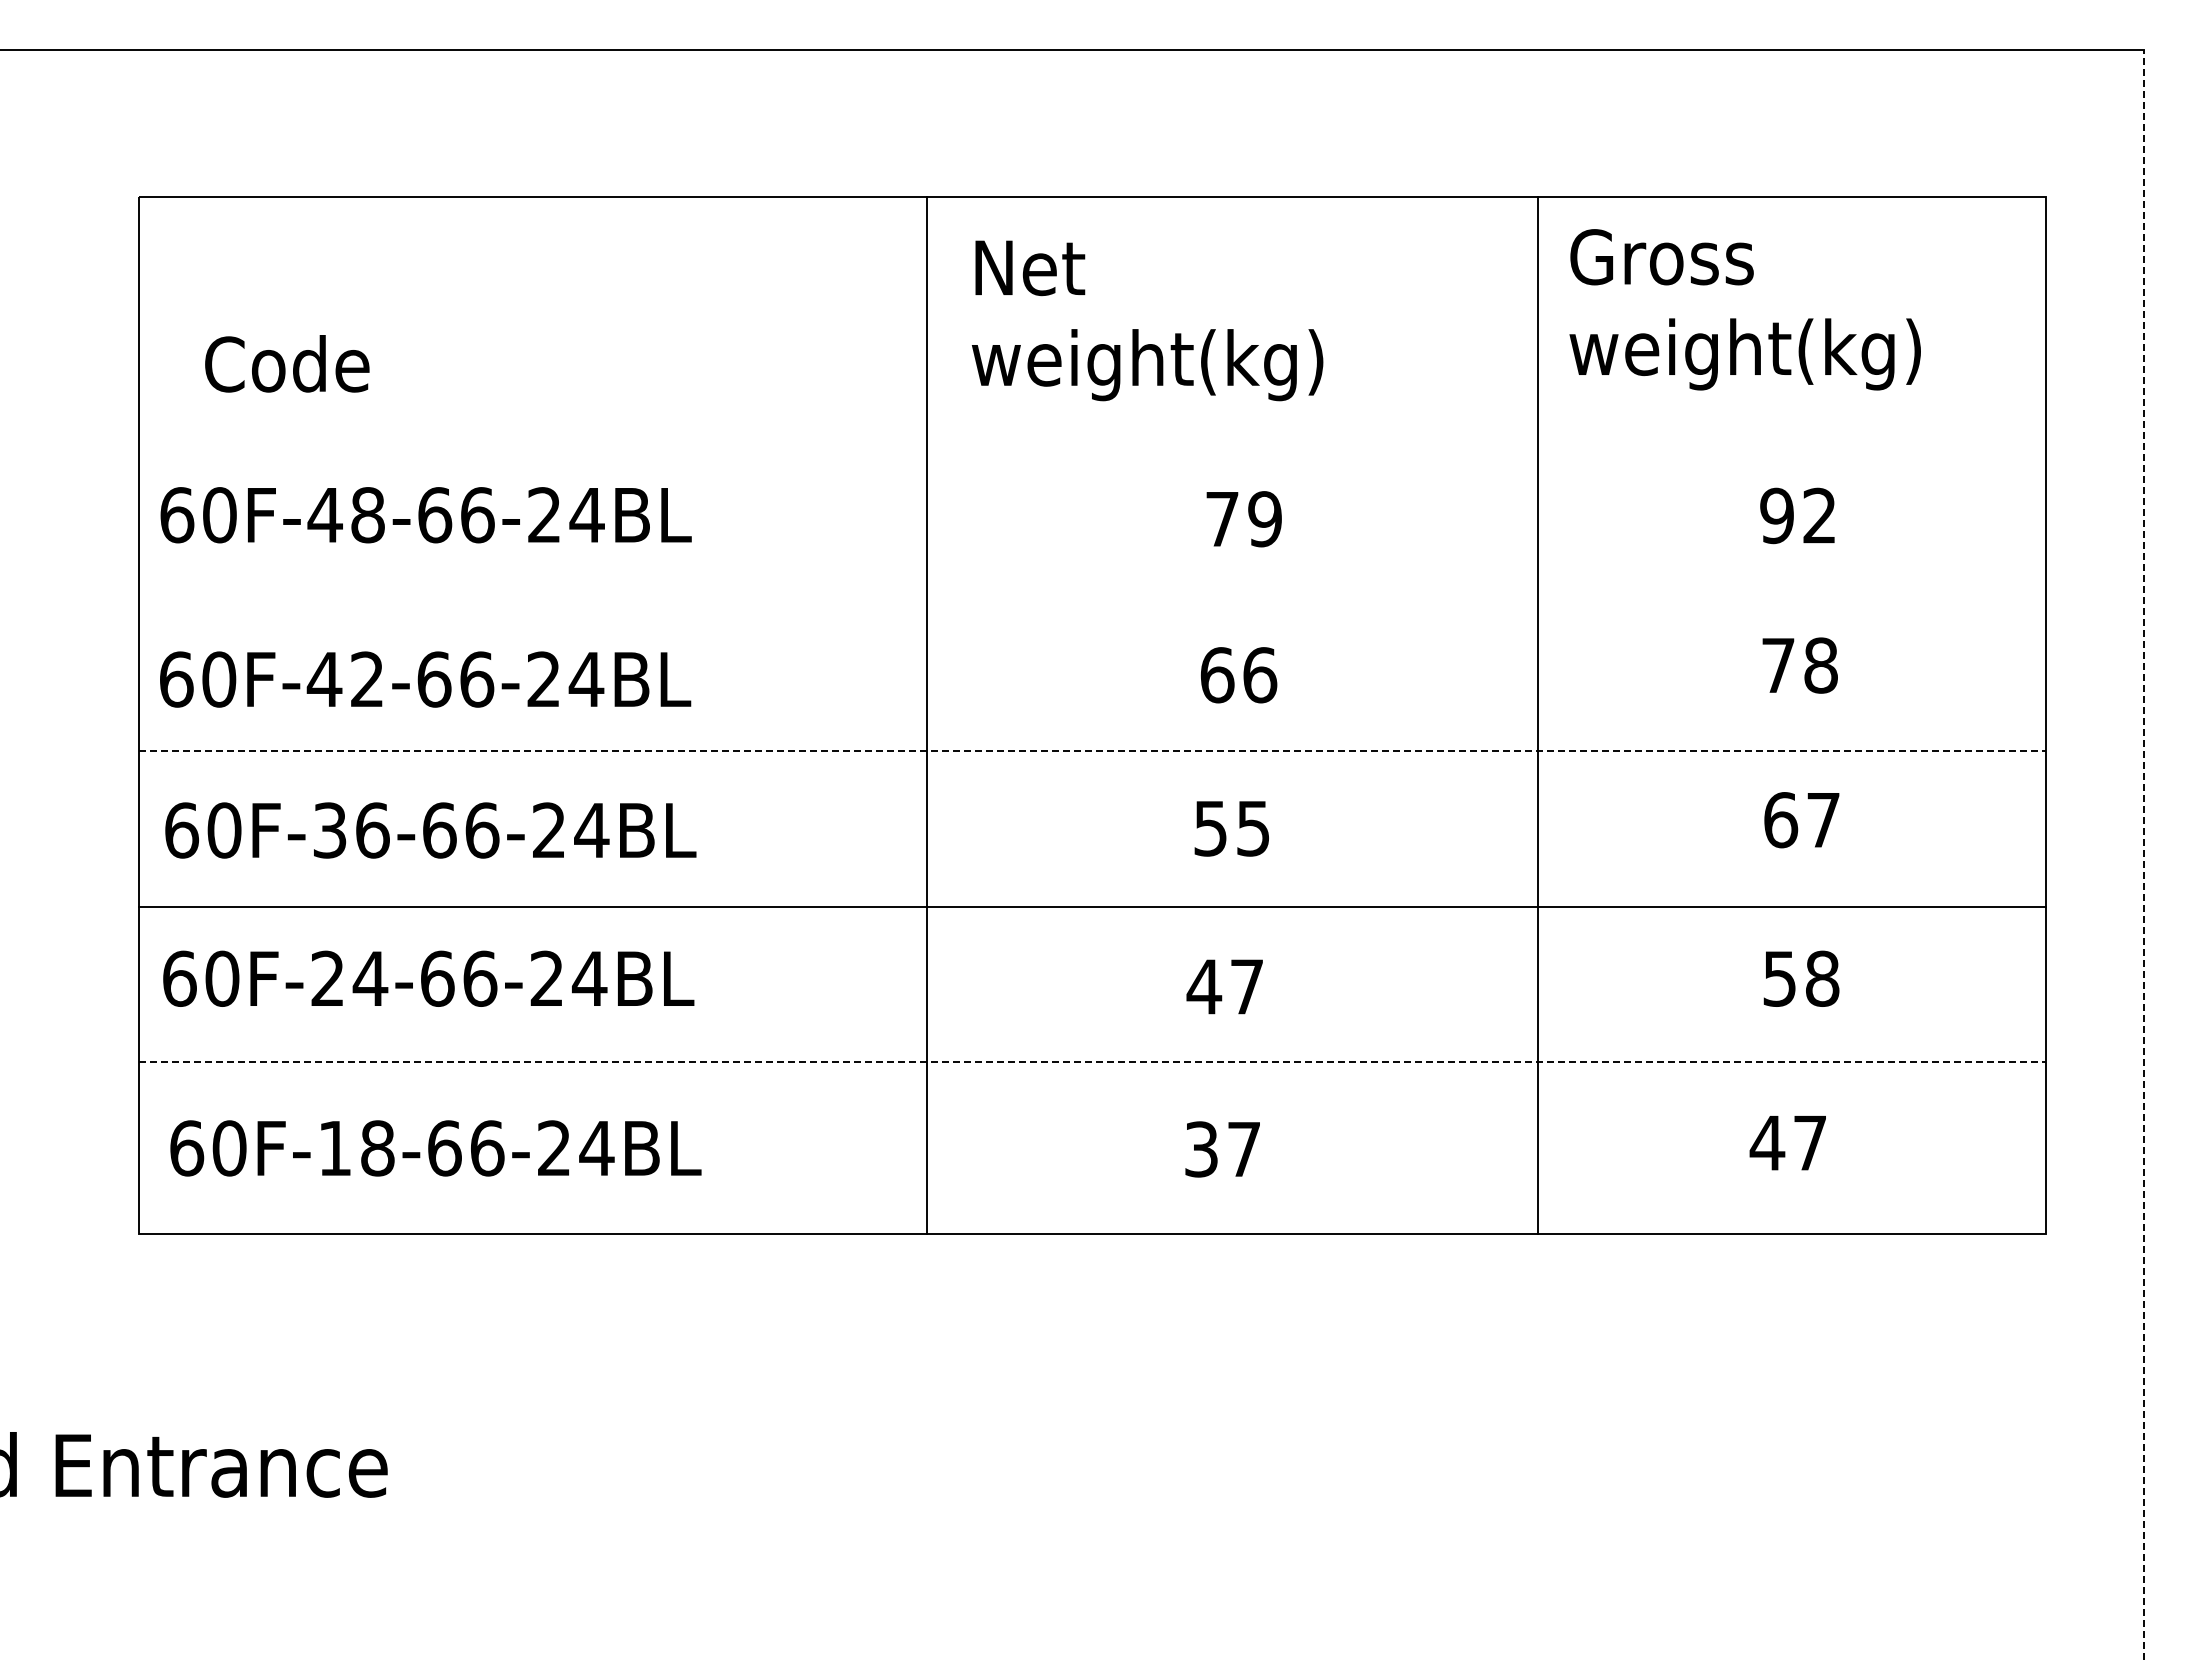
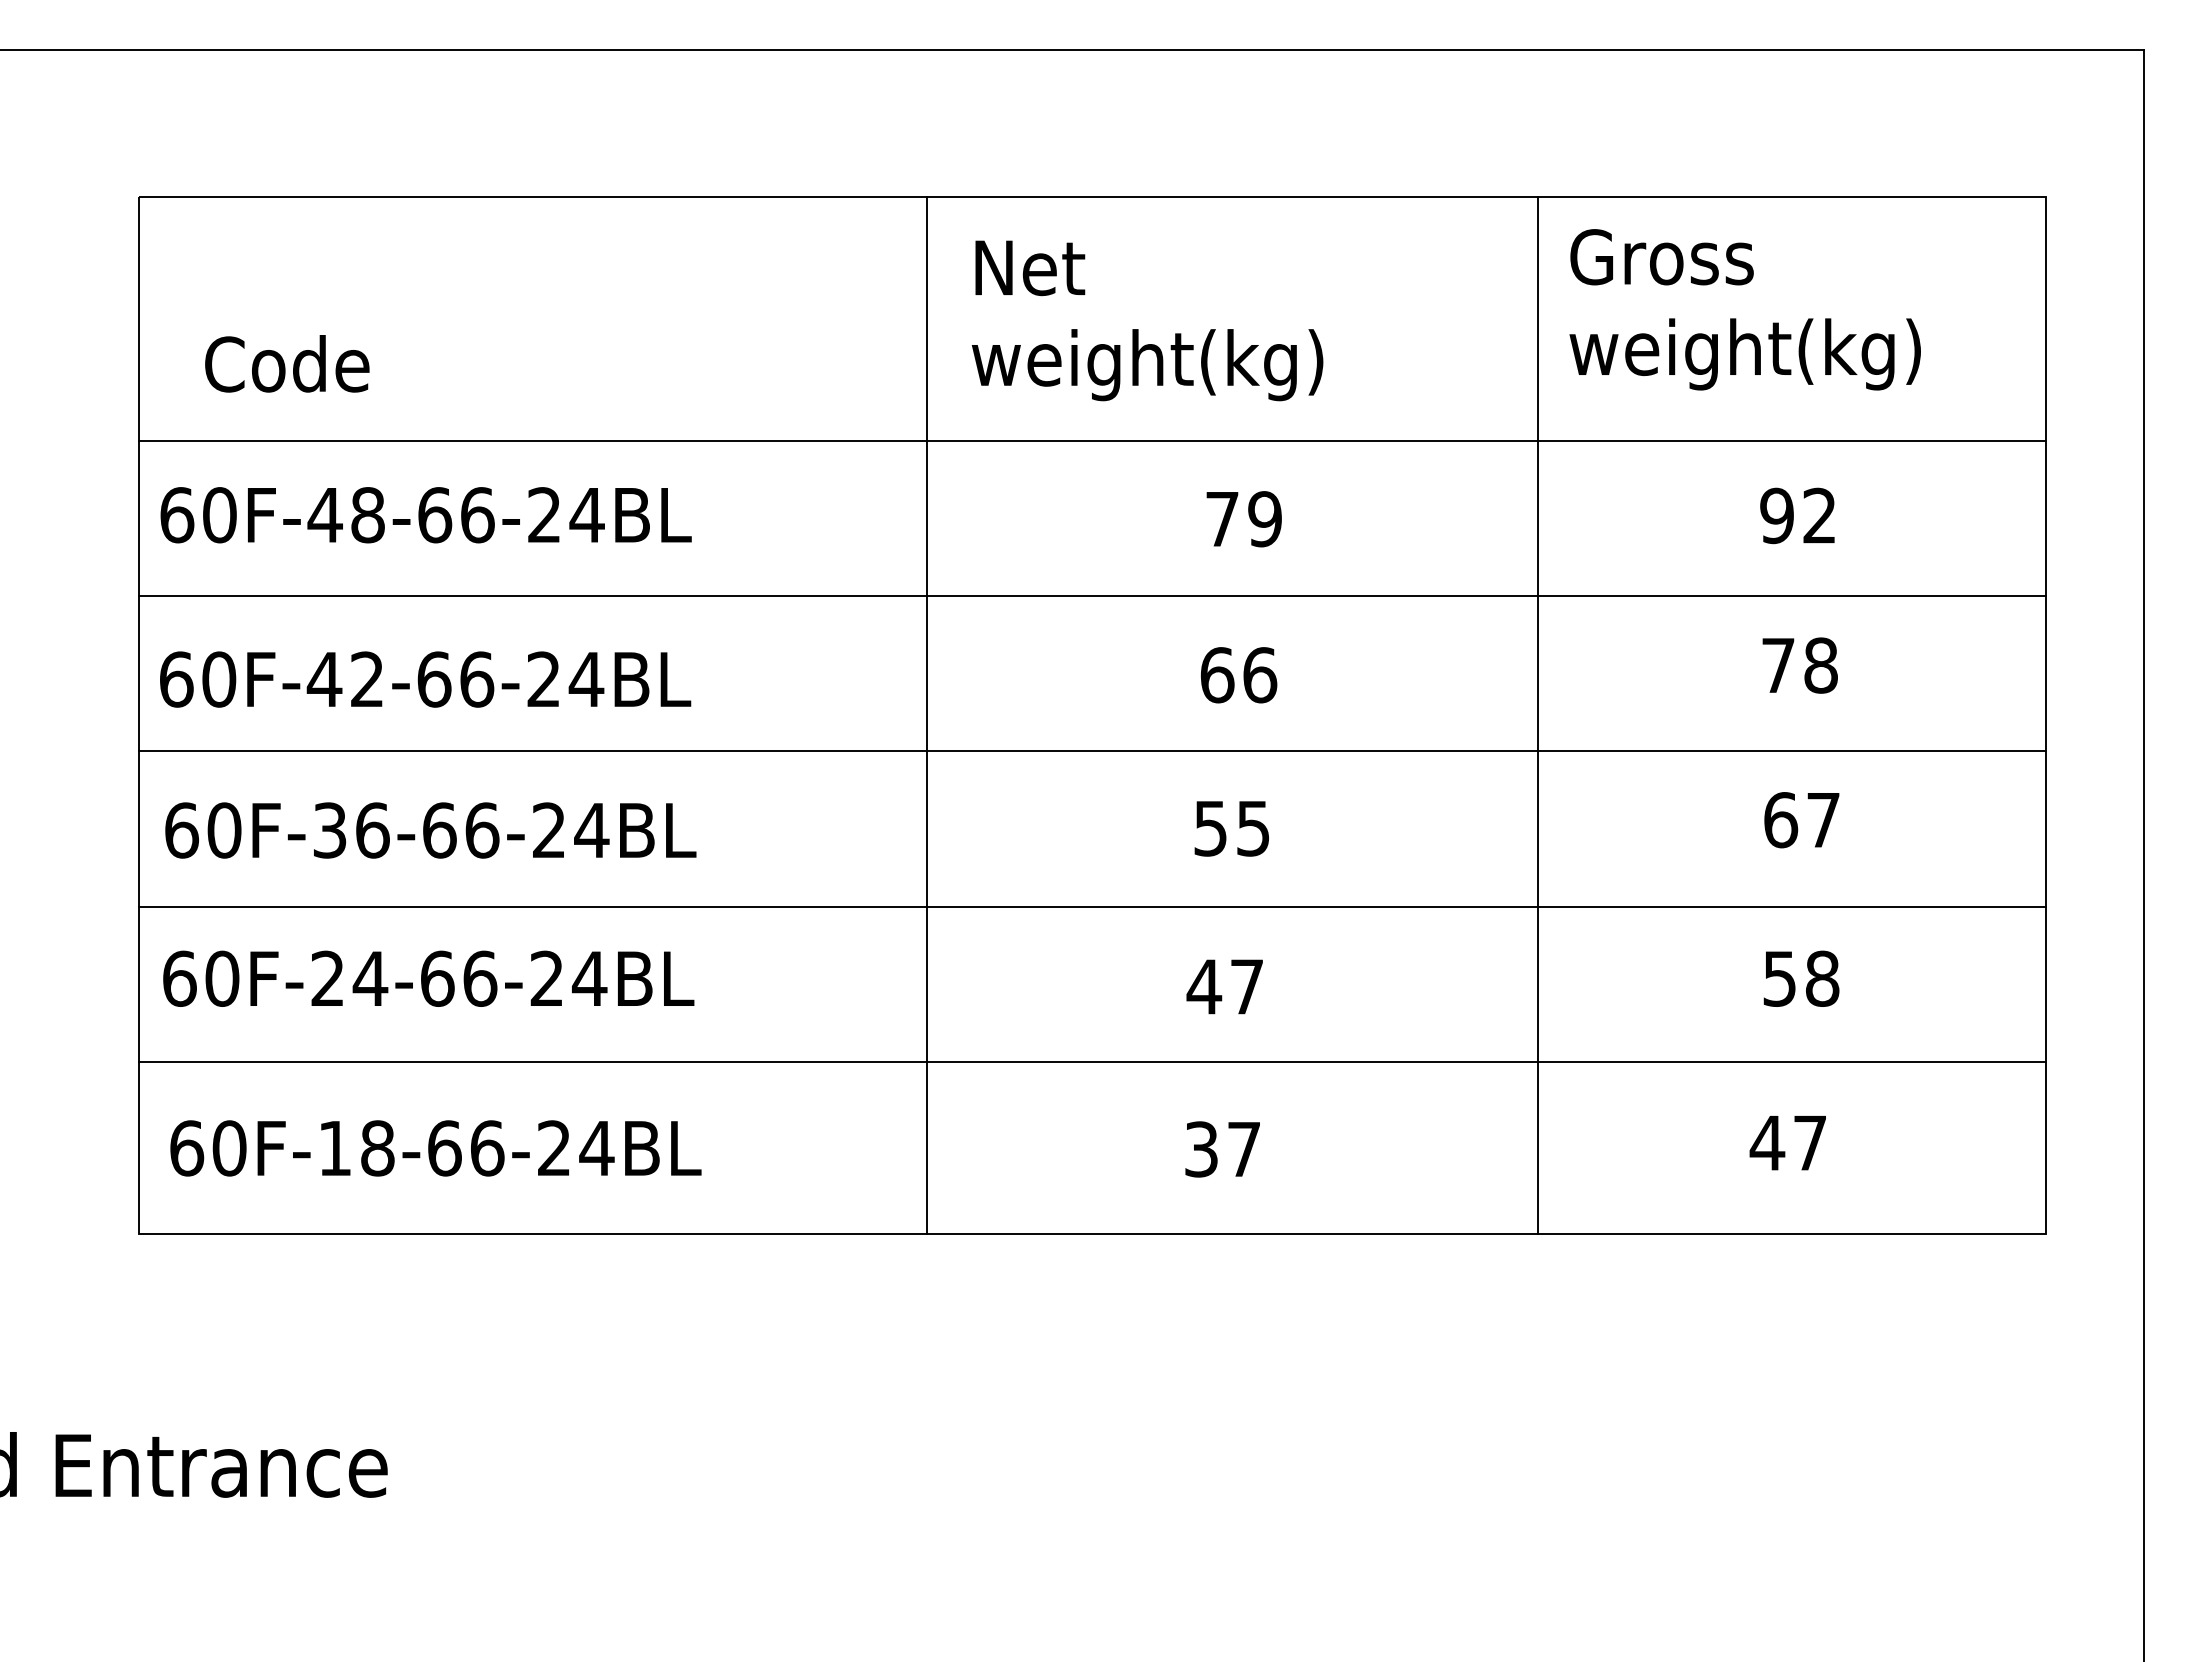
line: none -> present (1091, 440)
line: none -> present (1091, 595)
line: dashed -> solid (1092, 751)
line: dashed -> solid (2143, 855)
line: dashed -> solid (1092, 1062)
